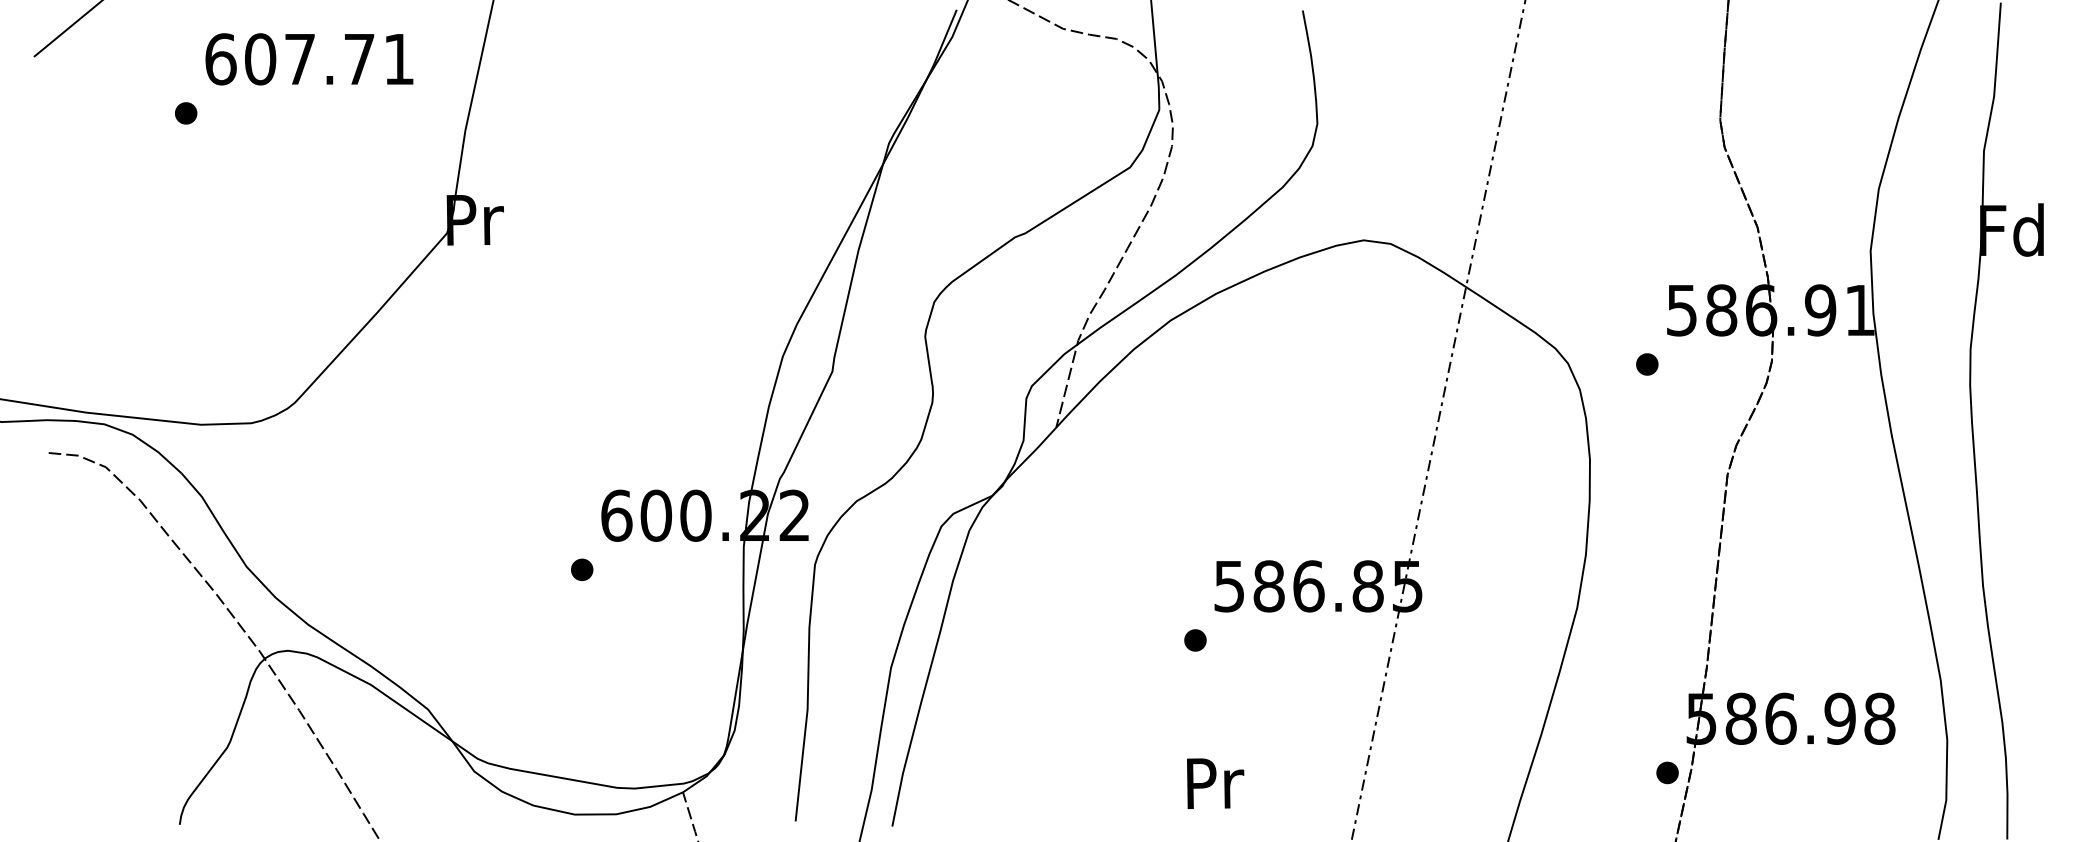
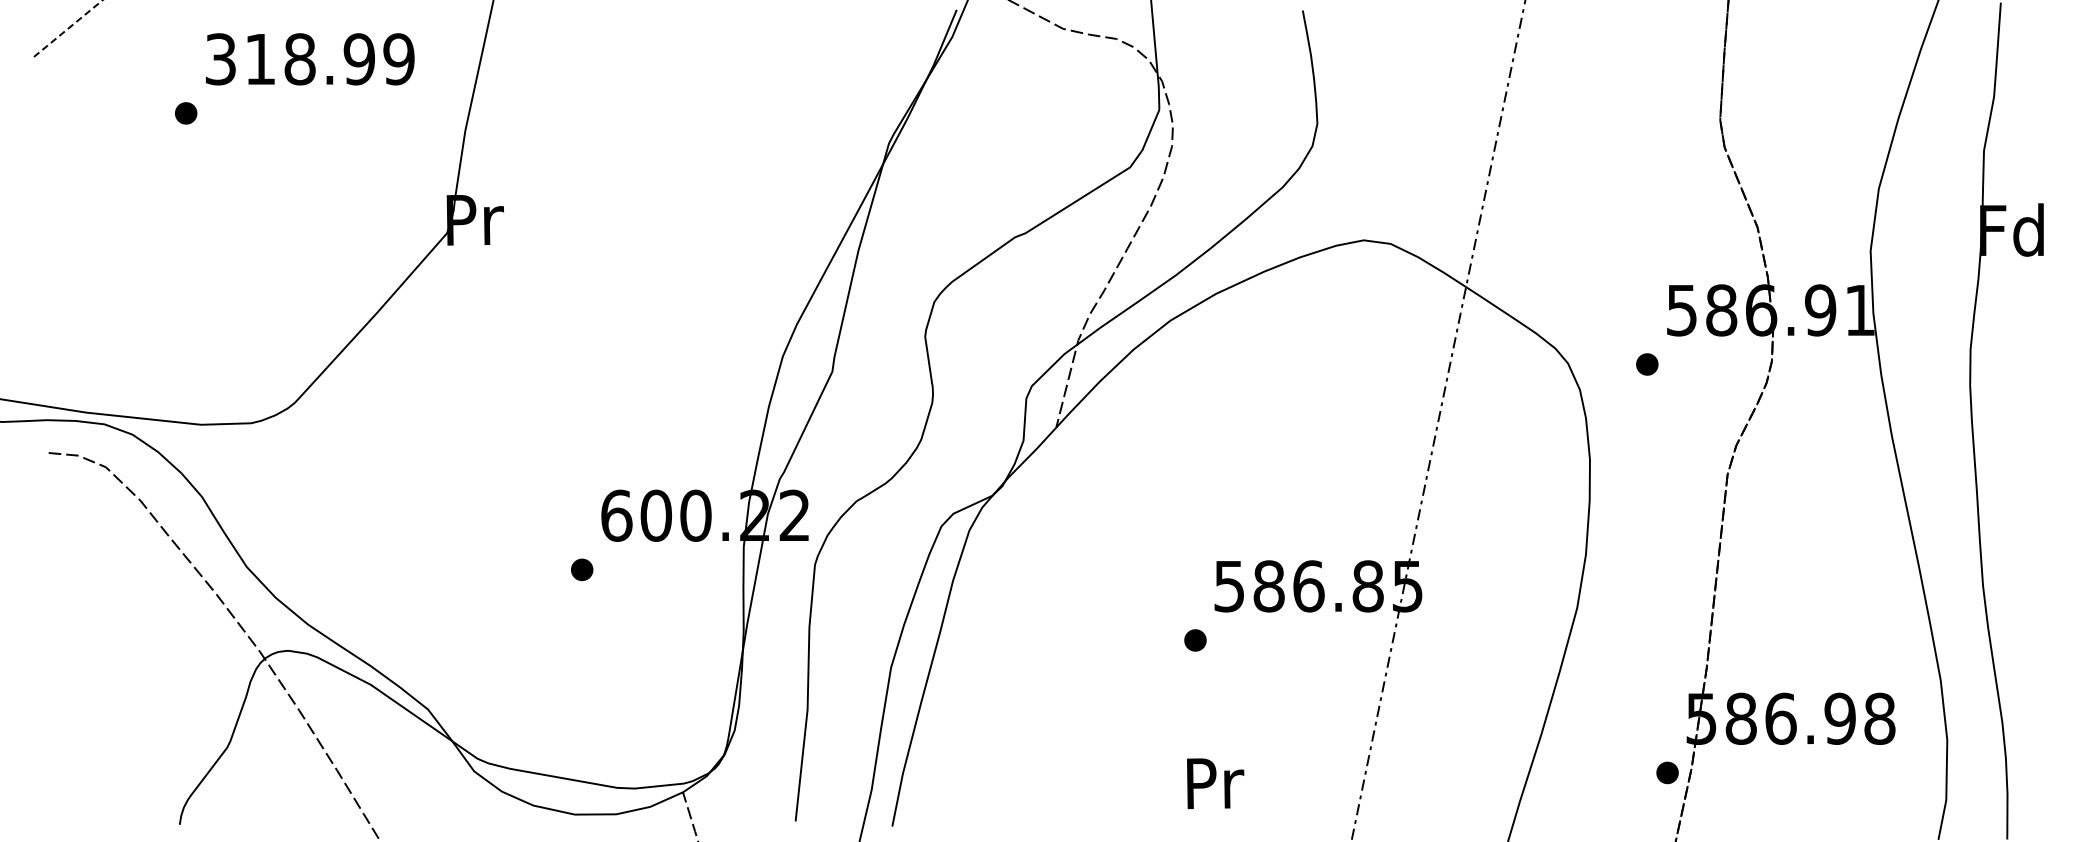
line: solid -> dashed (68, 28)
text: 607.71 -> 318.99 (309, 59)
